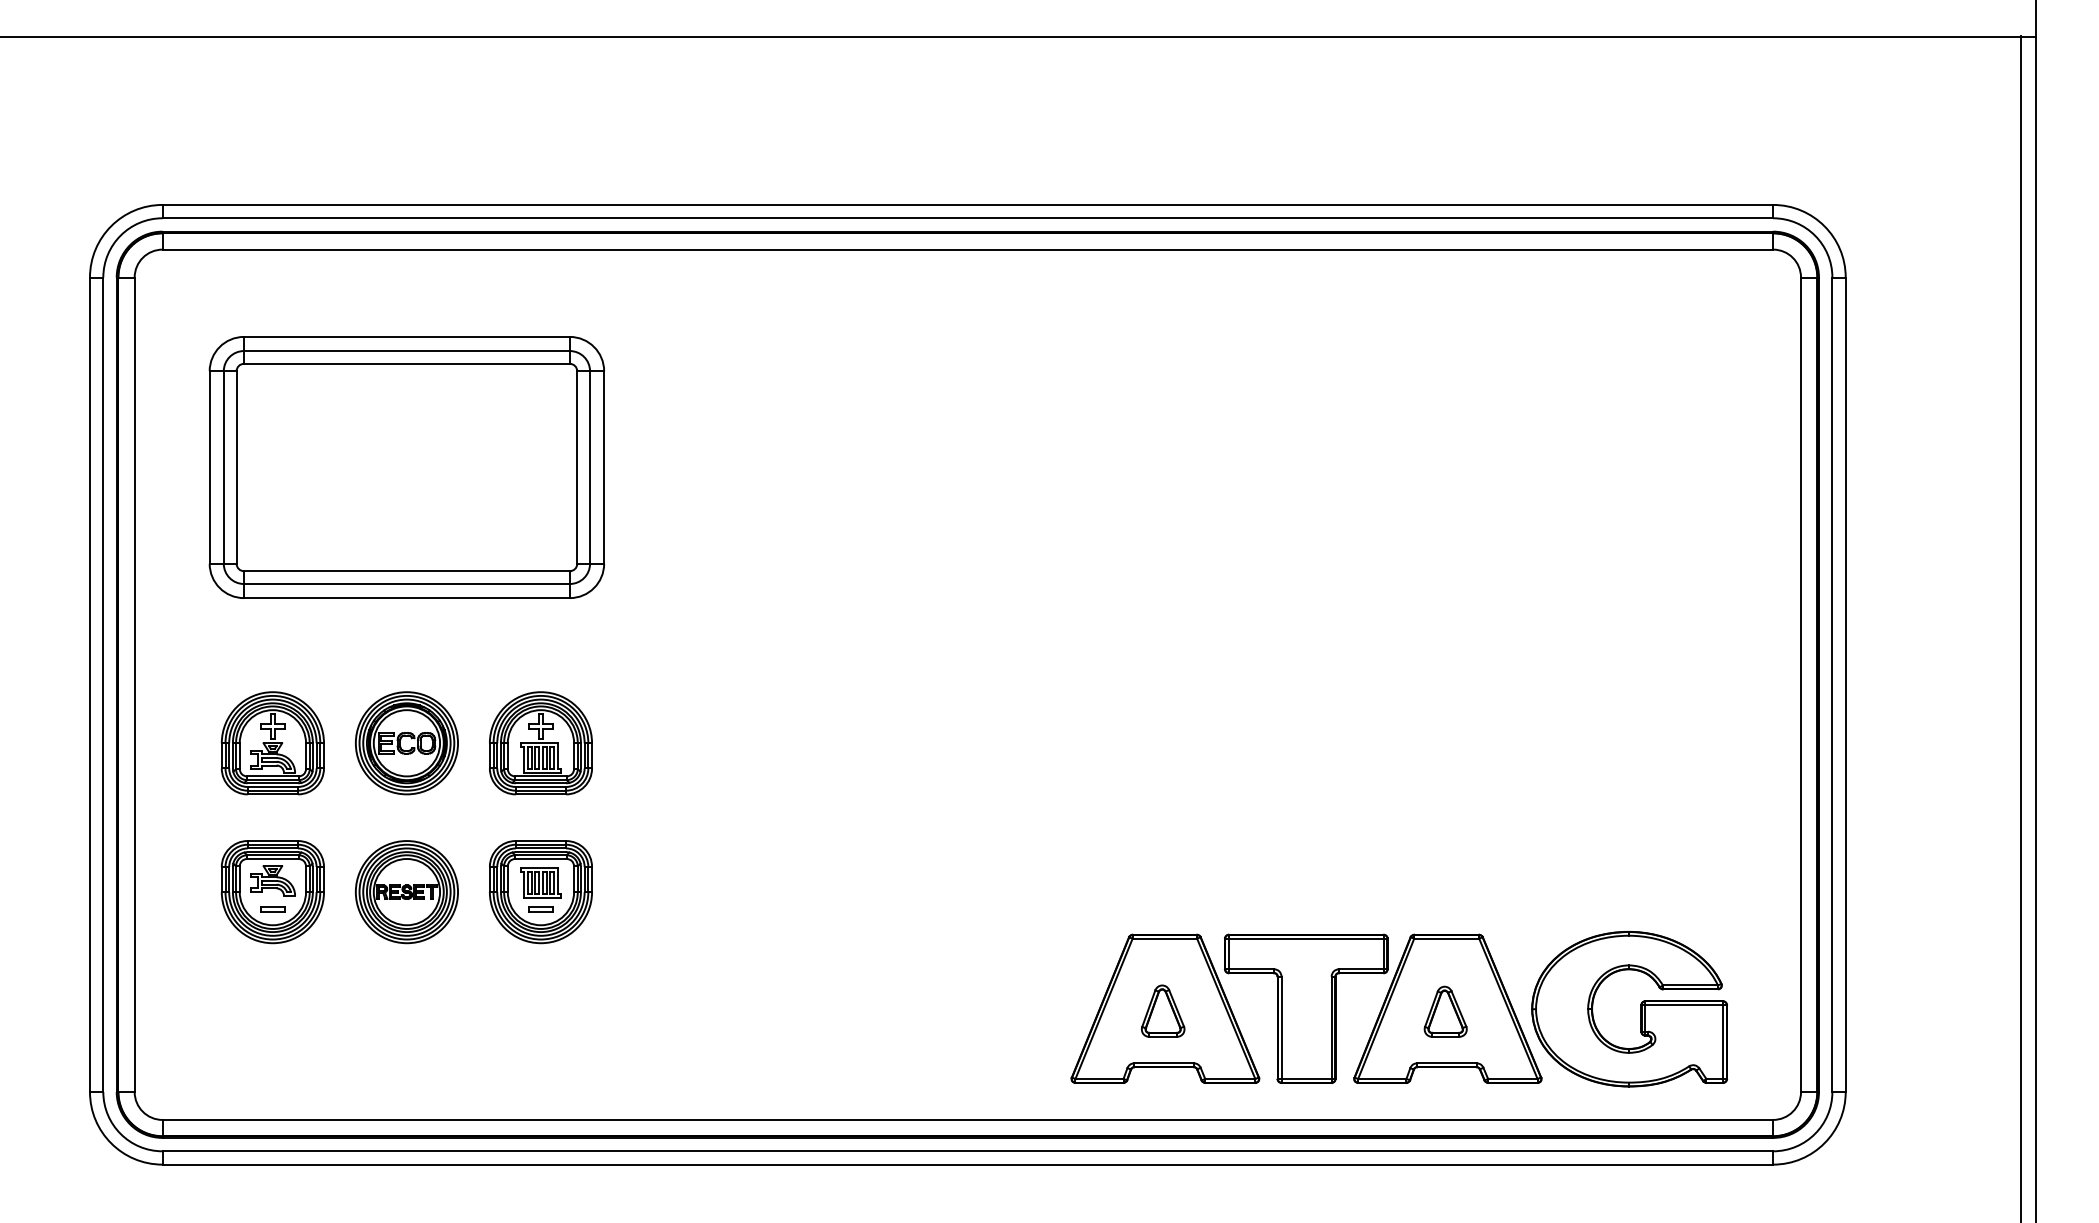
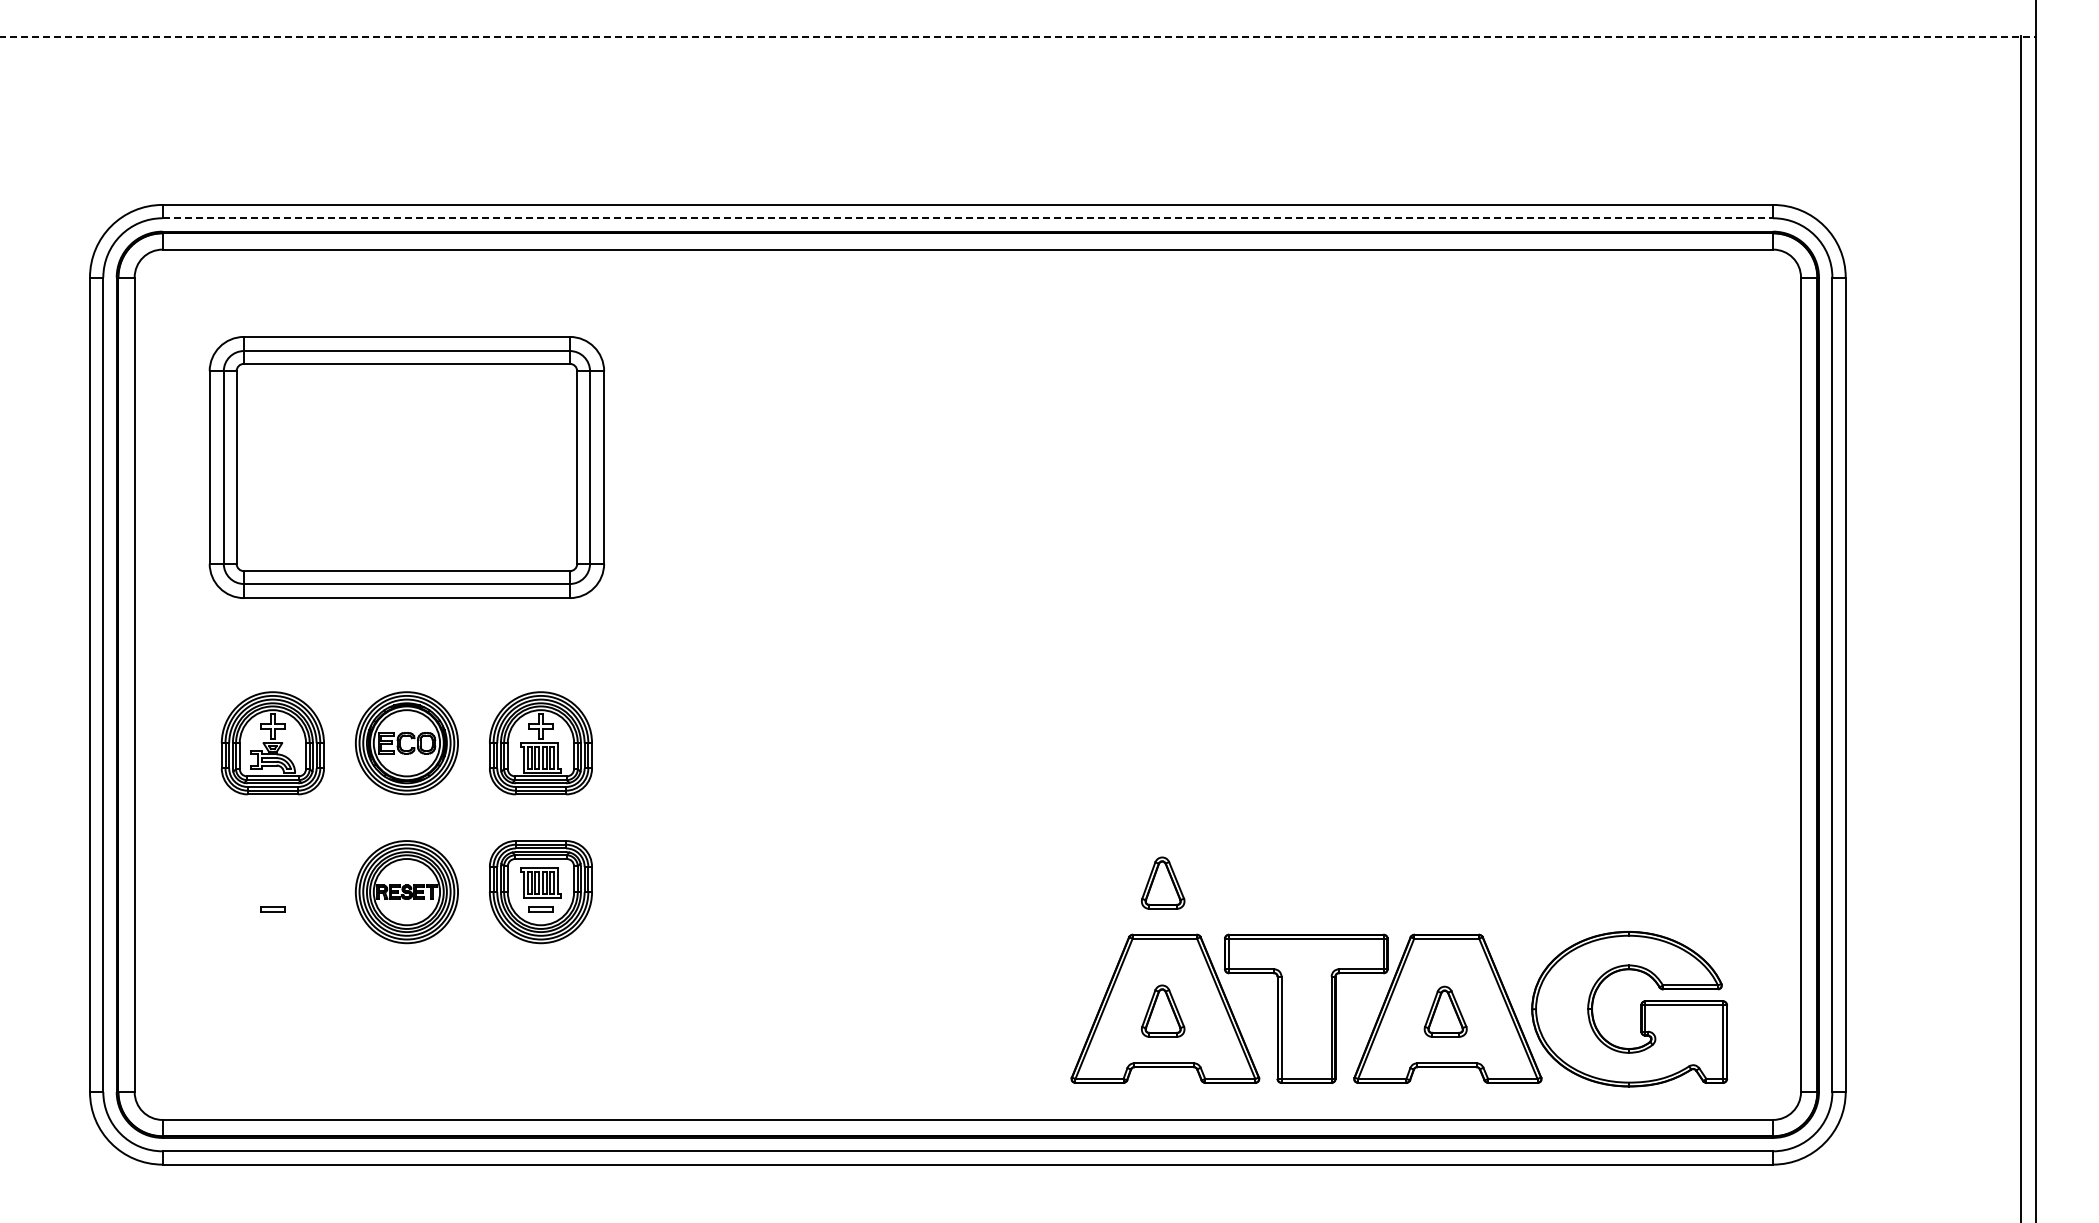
line: solid -> dashed (1018, 36)
line: solid -> dashed (968, 218)
part: none -> present (1162, 882)
part: present -> none (272, 892)
